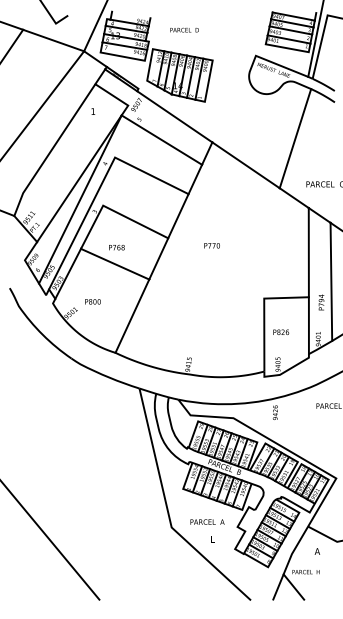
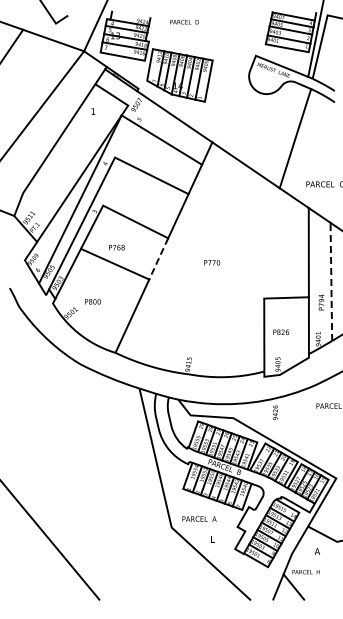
text position: (184, 29) -> (184, 21) (184, 21)
text position: (211, 245) -> (211, 262) (211, 262)
line: solid -> dashed (158, 258)
line: solid -> dashed (331, 281)
text position: (207, 521) -> (199, 518) (199, 518)
